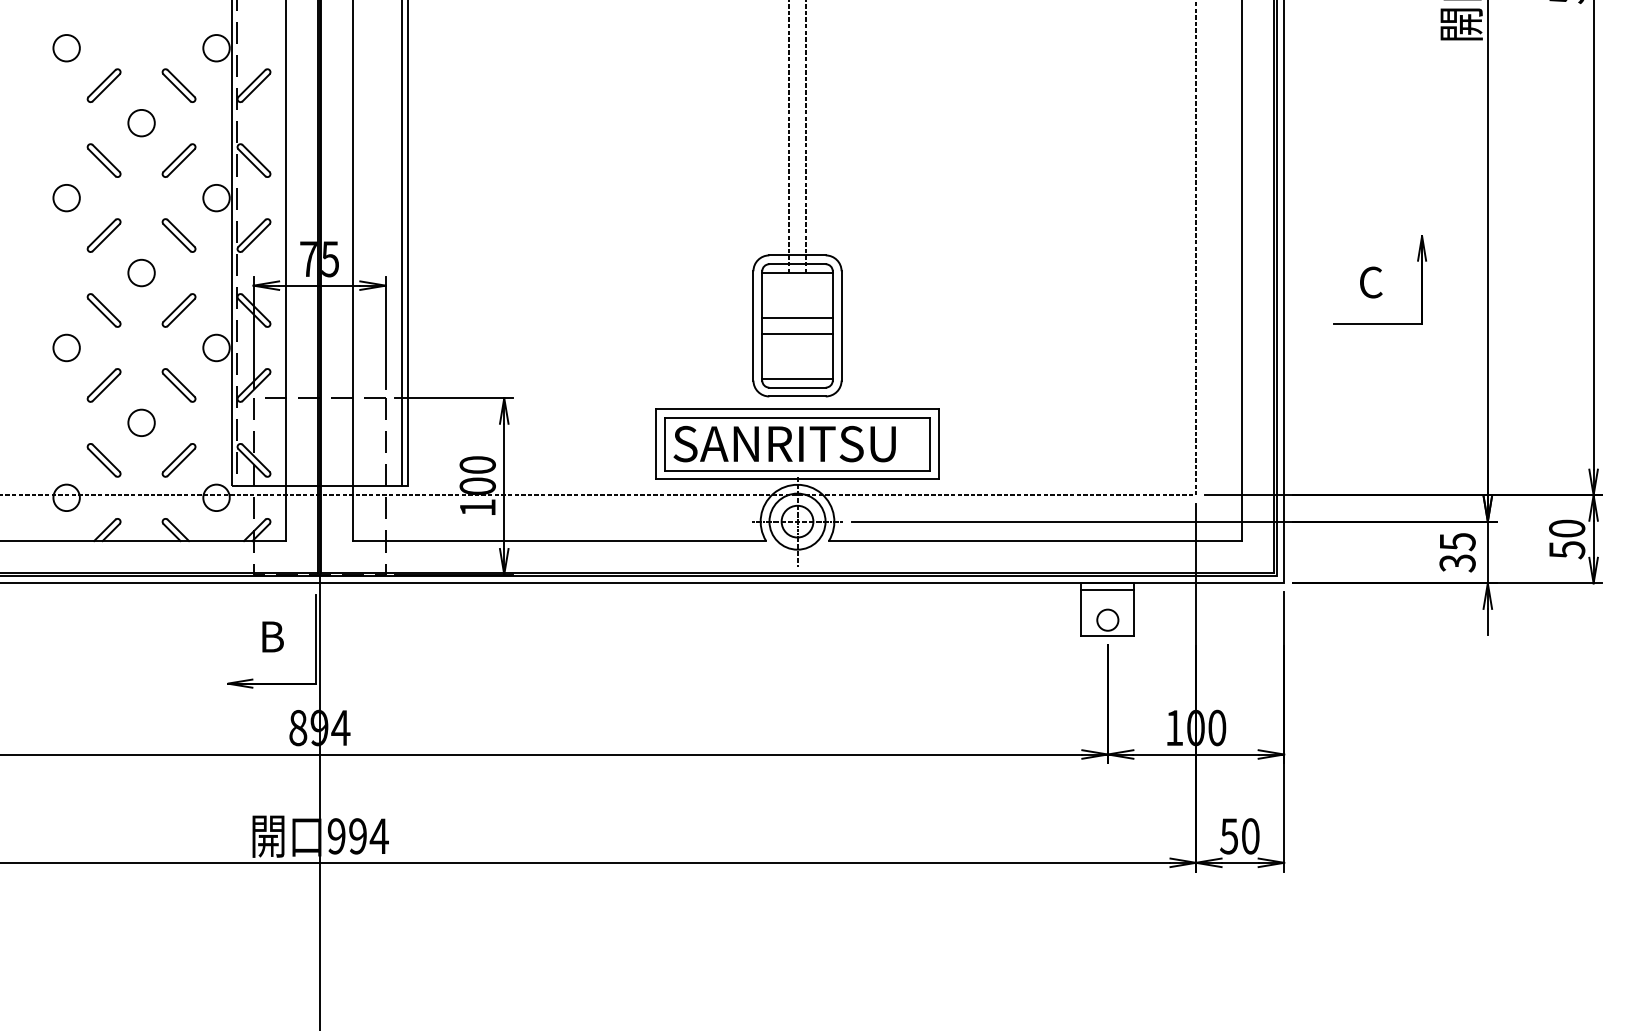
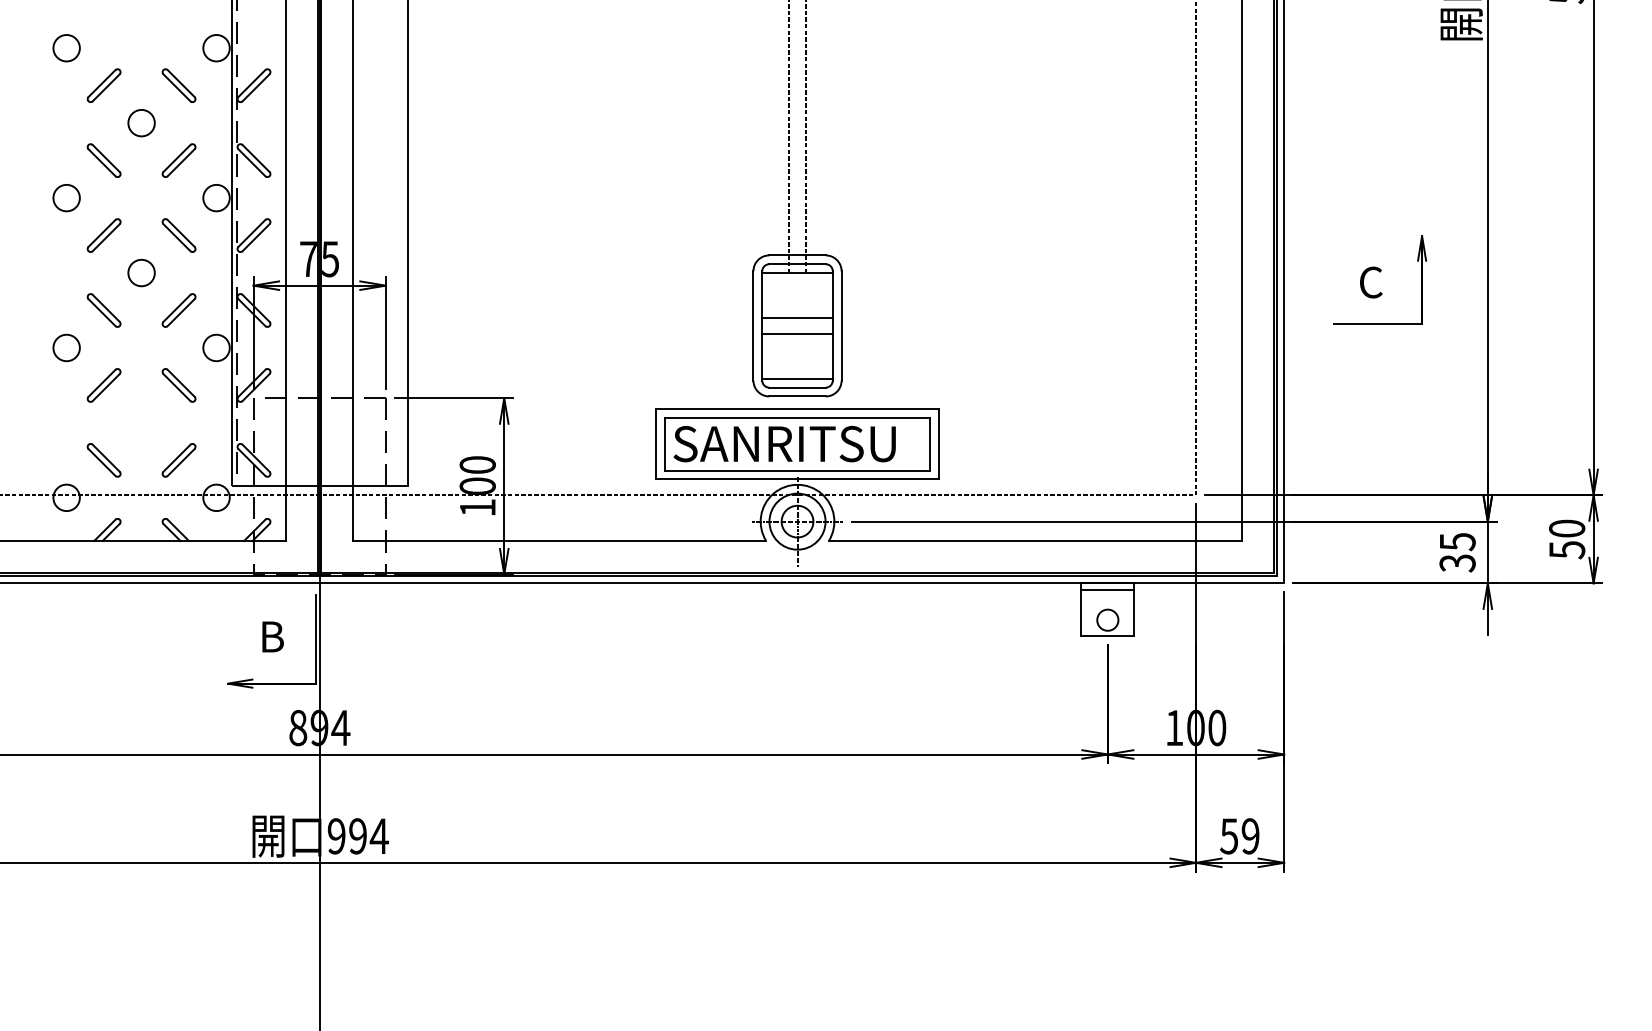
line: present -> none (402, 244)
circle: present -> none (141, 422)
text: 50 -> 59 (1250, 836)
